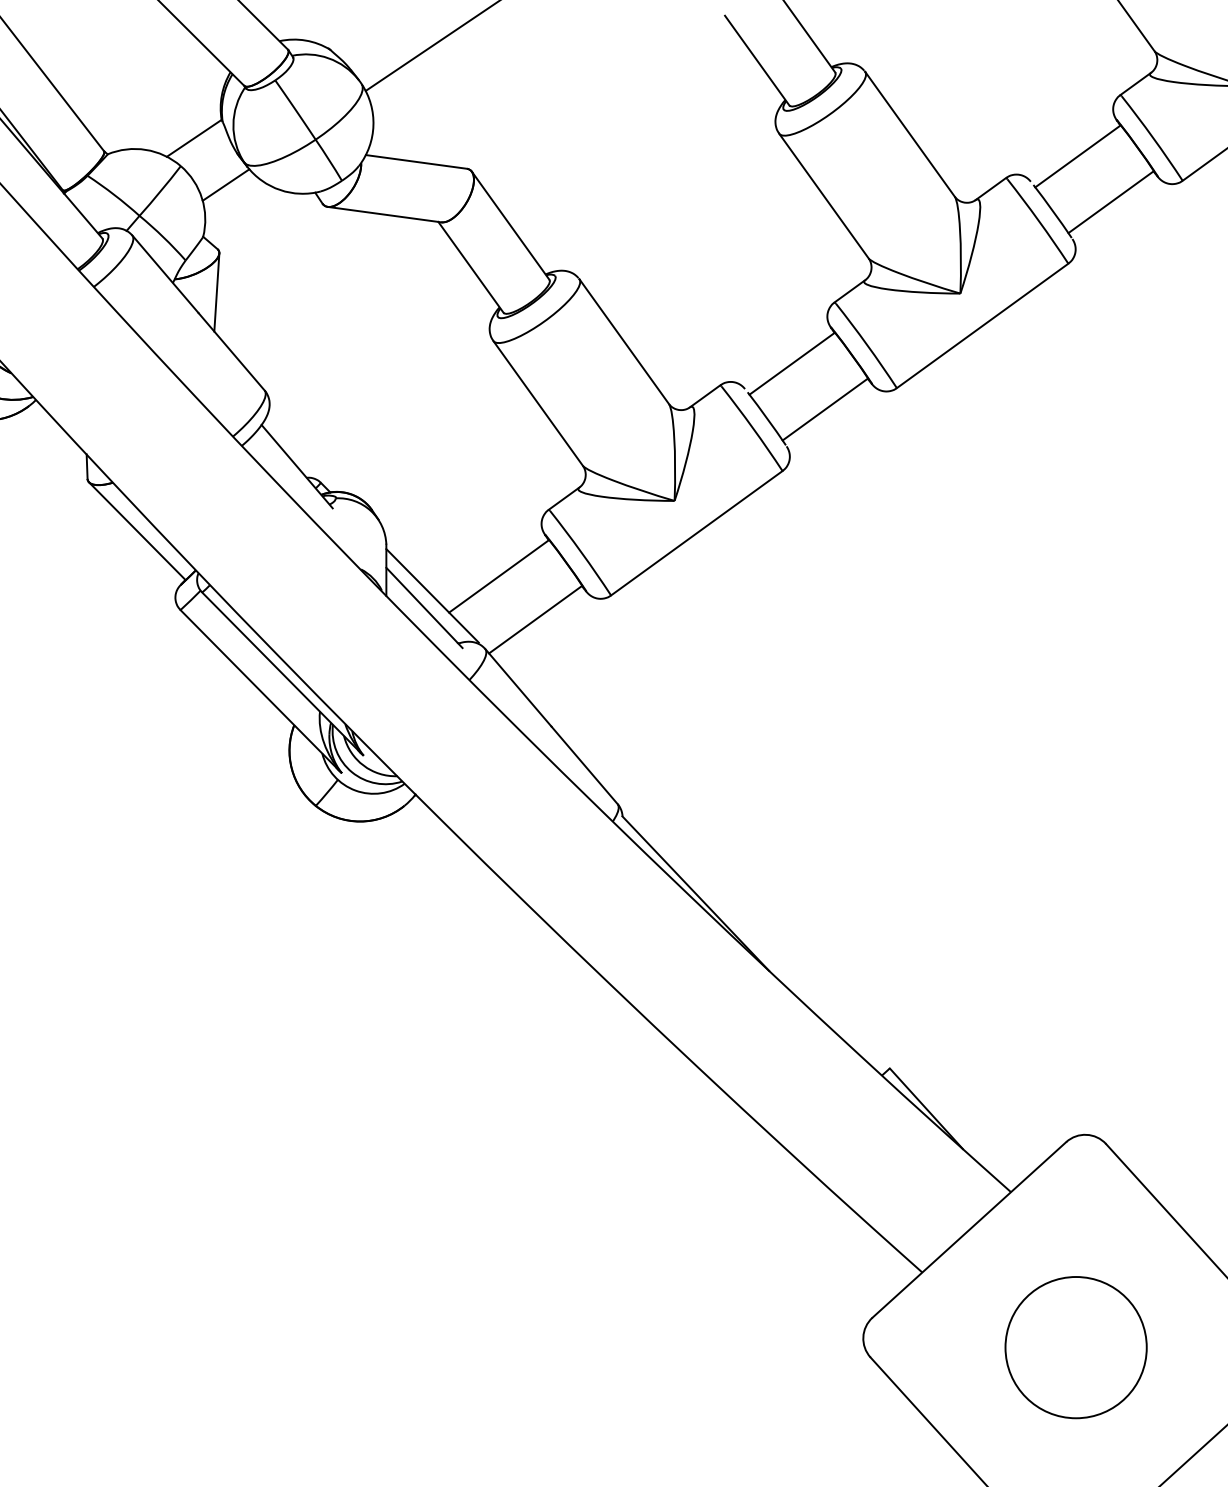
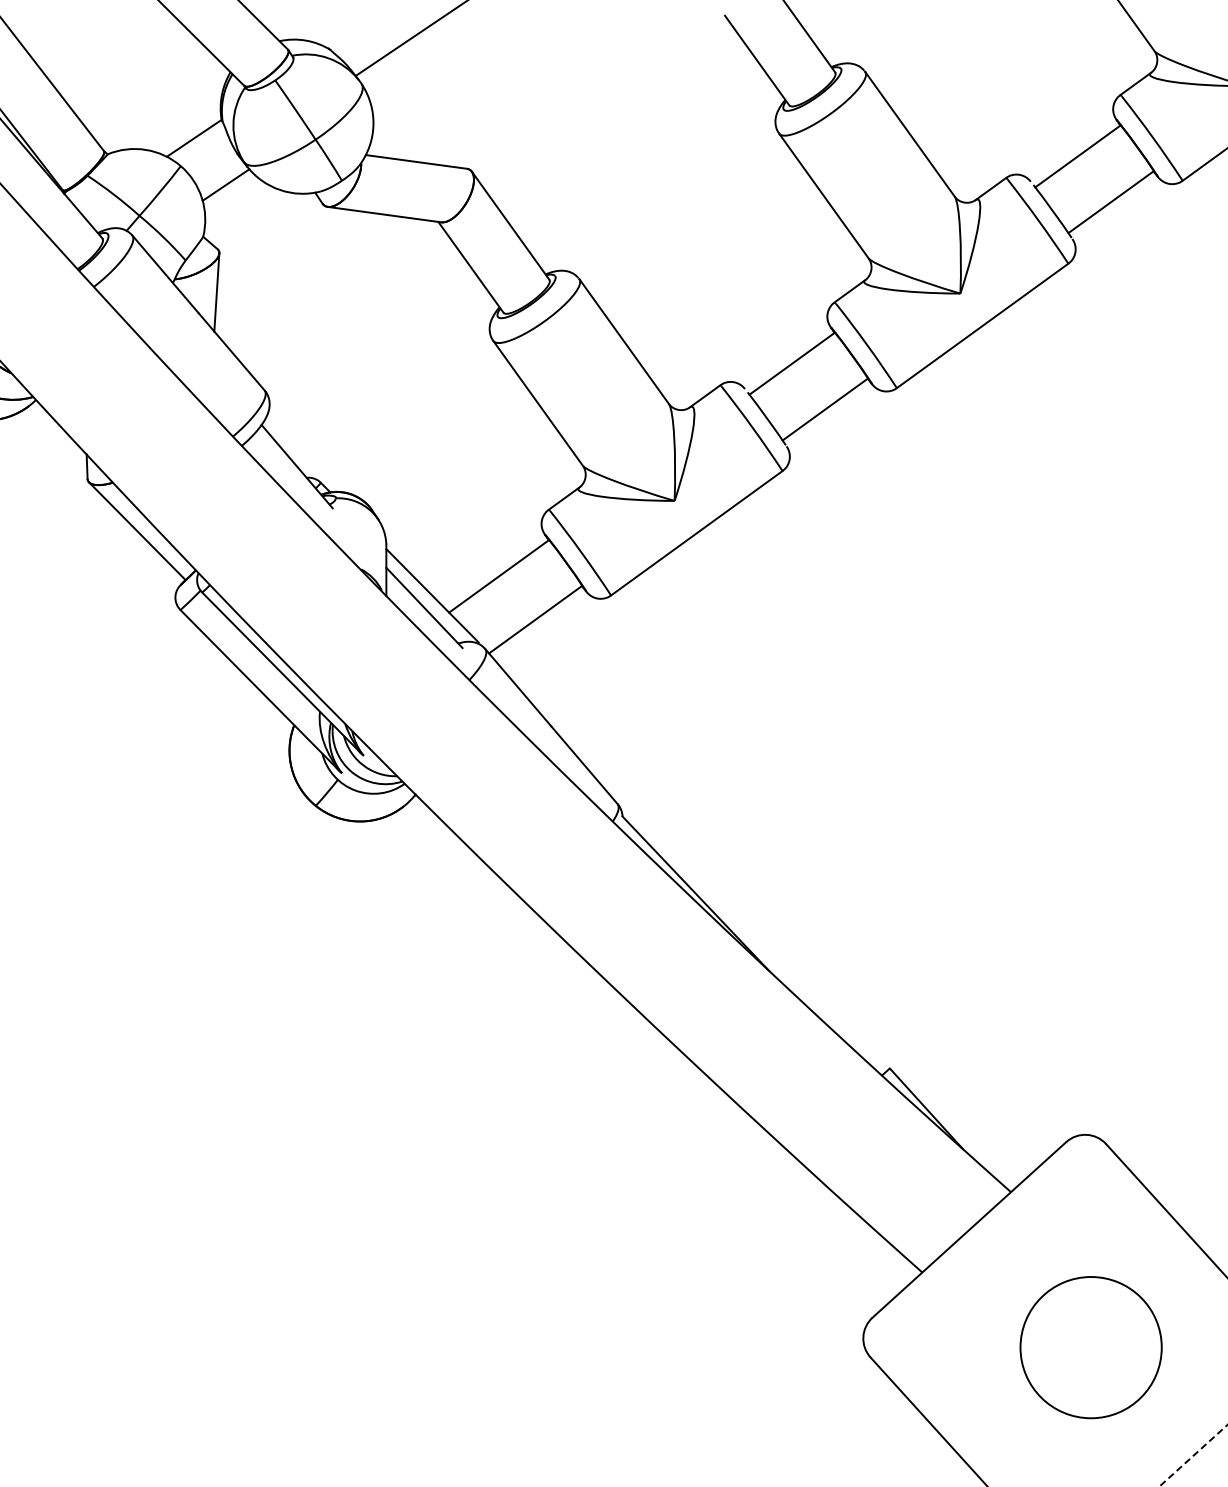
line position: (431, 46) -> (409, 38) (409, 38)
circle position: (1075, 1347) -> (1090, 1347) (1090, 1347)
line: solid -> dashed (1193, 1456)
